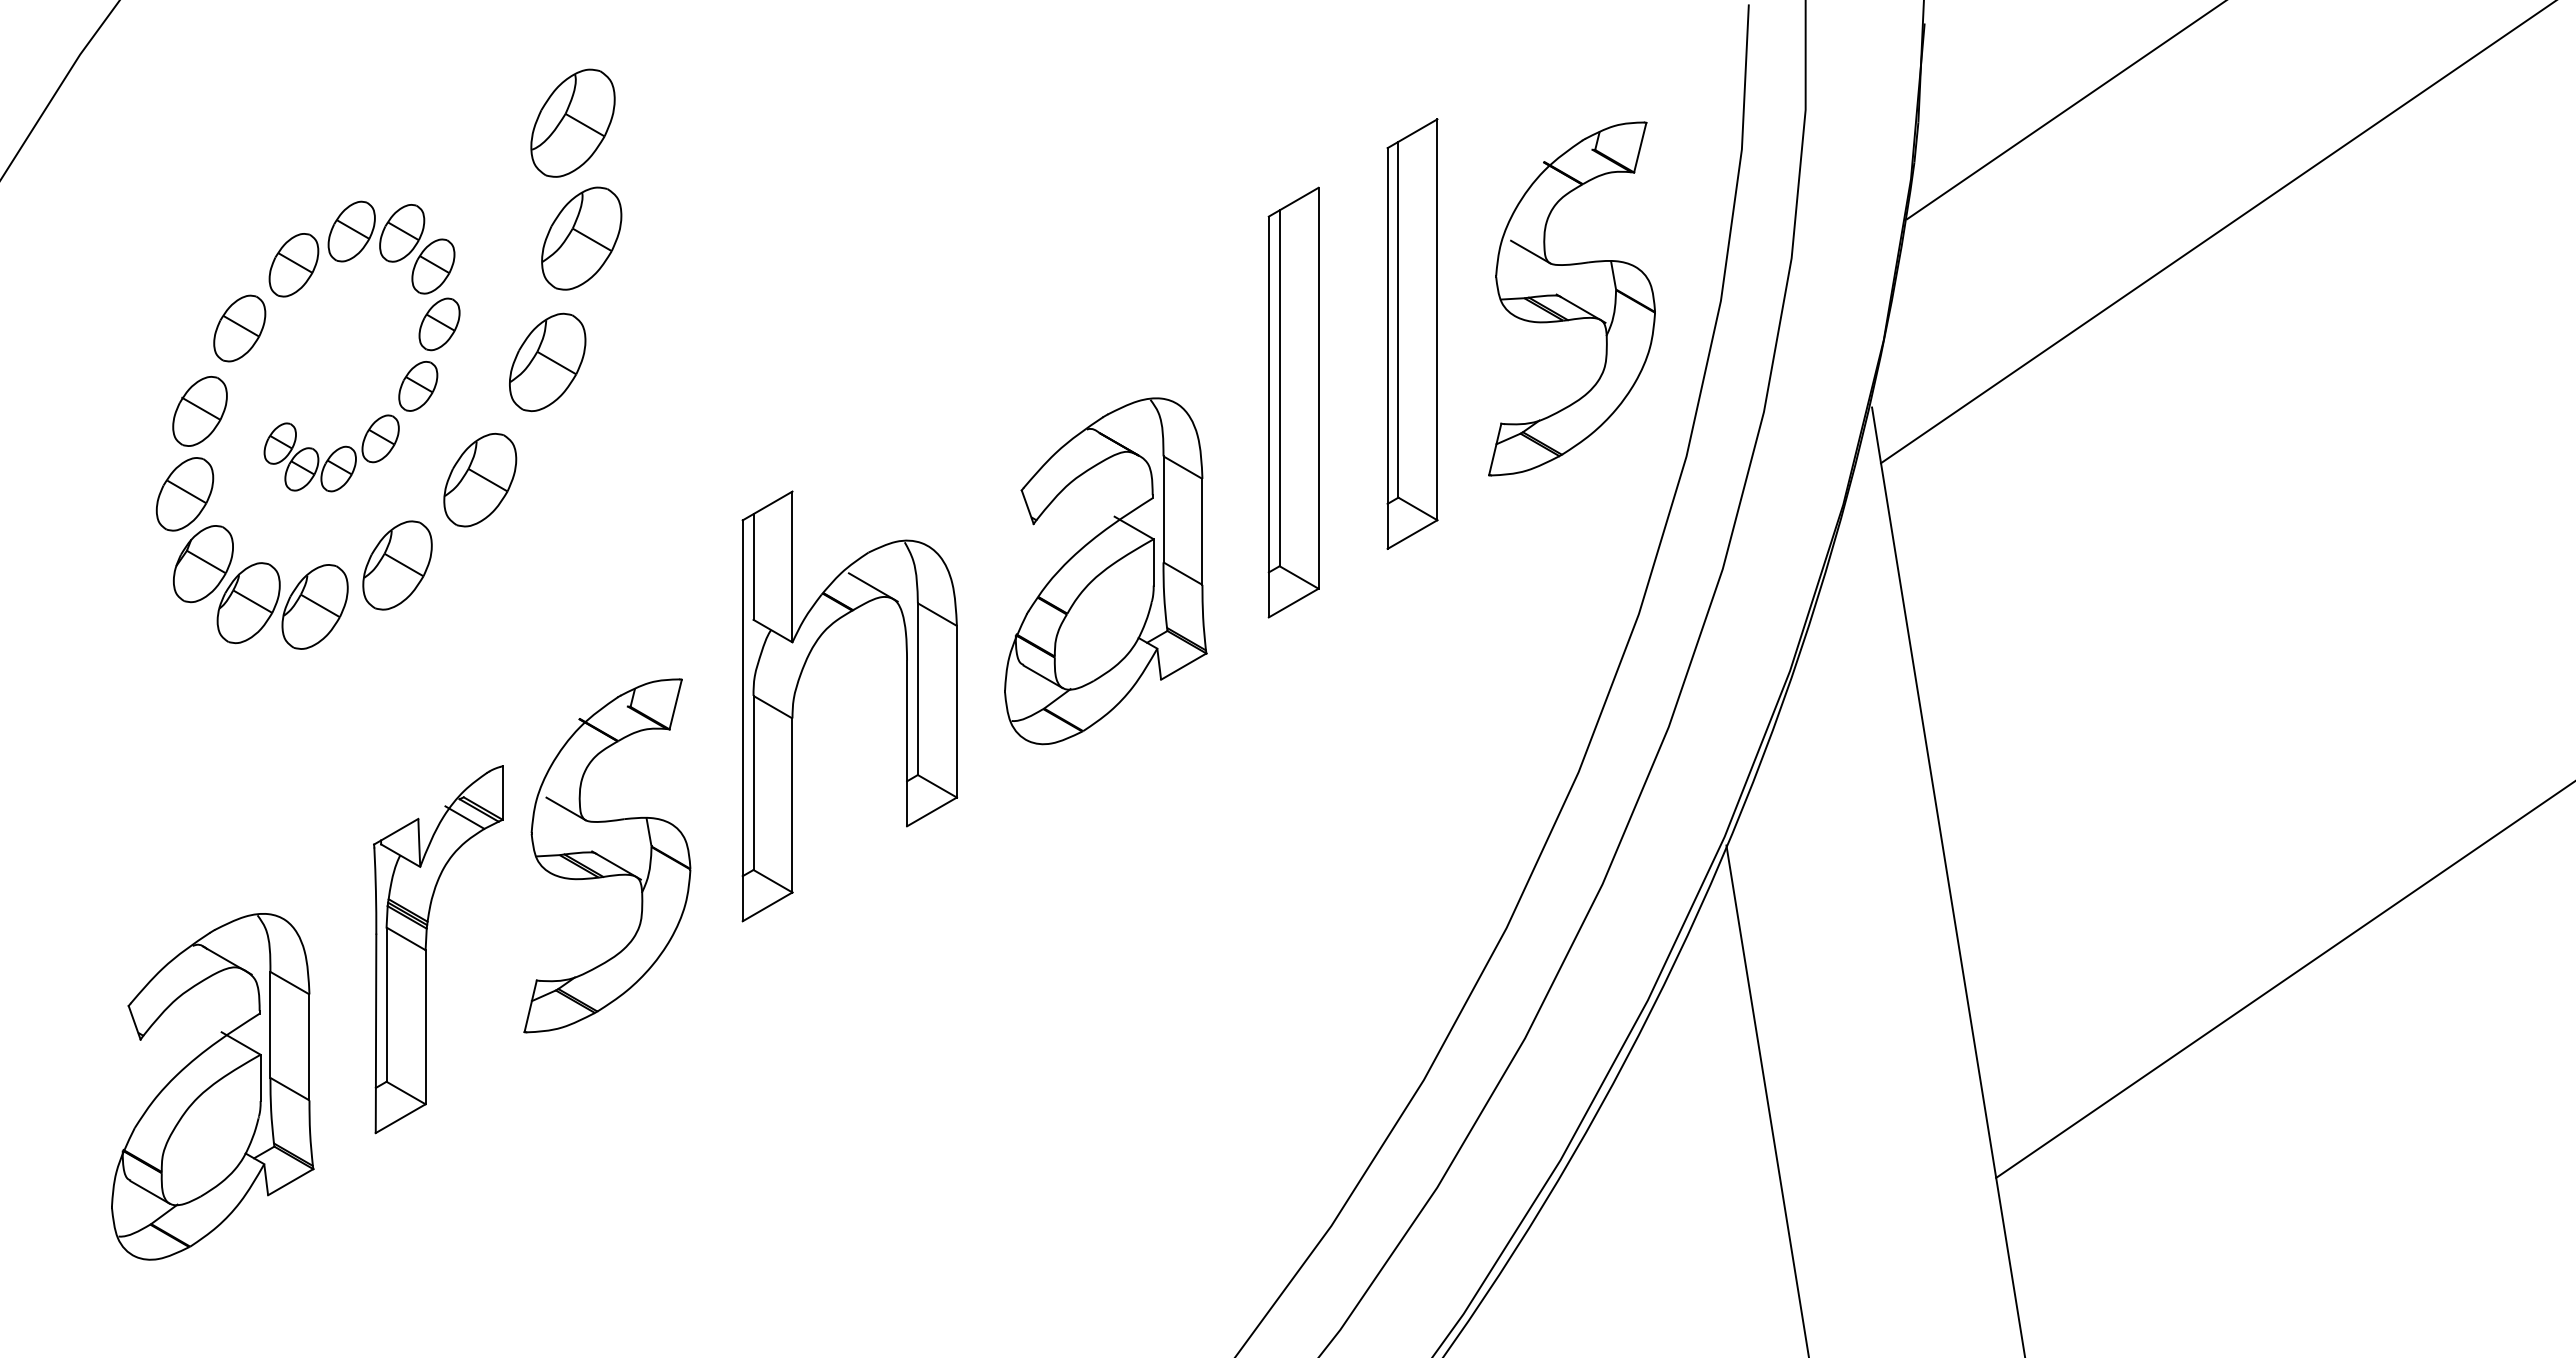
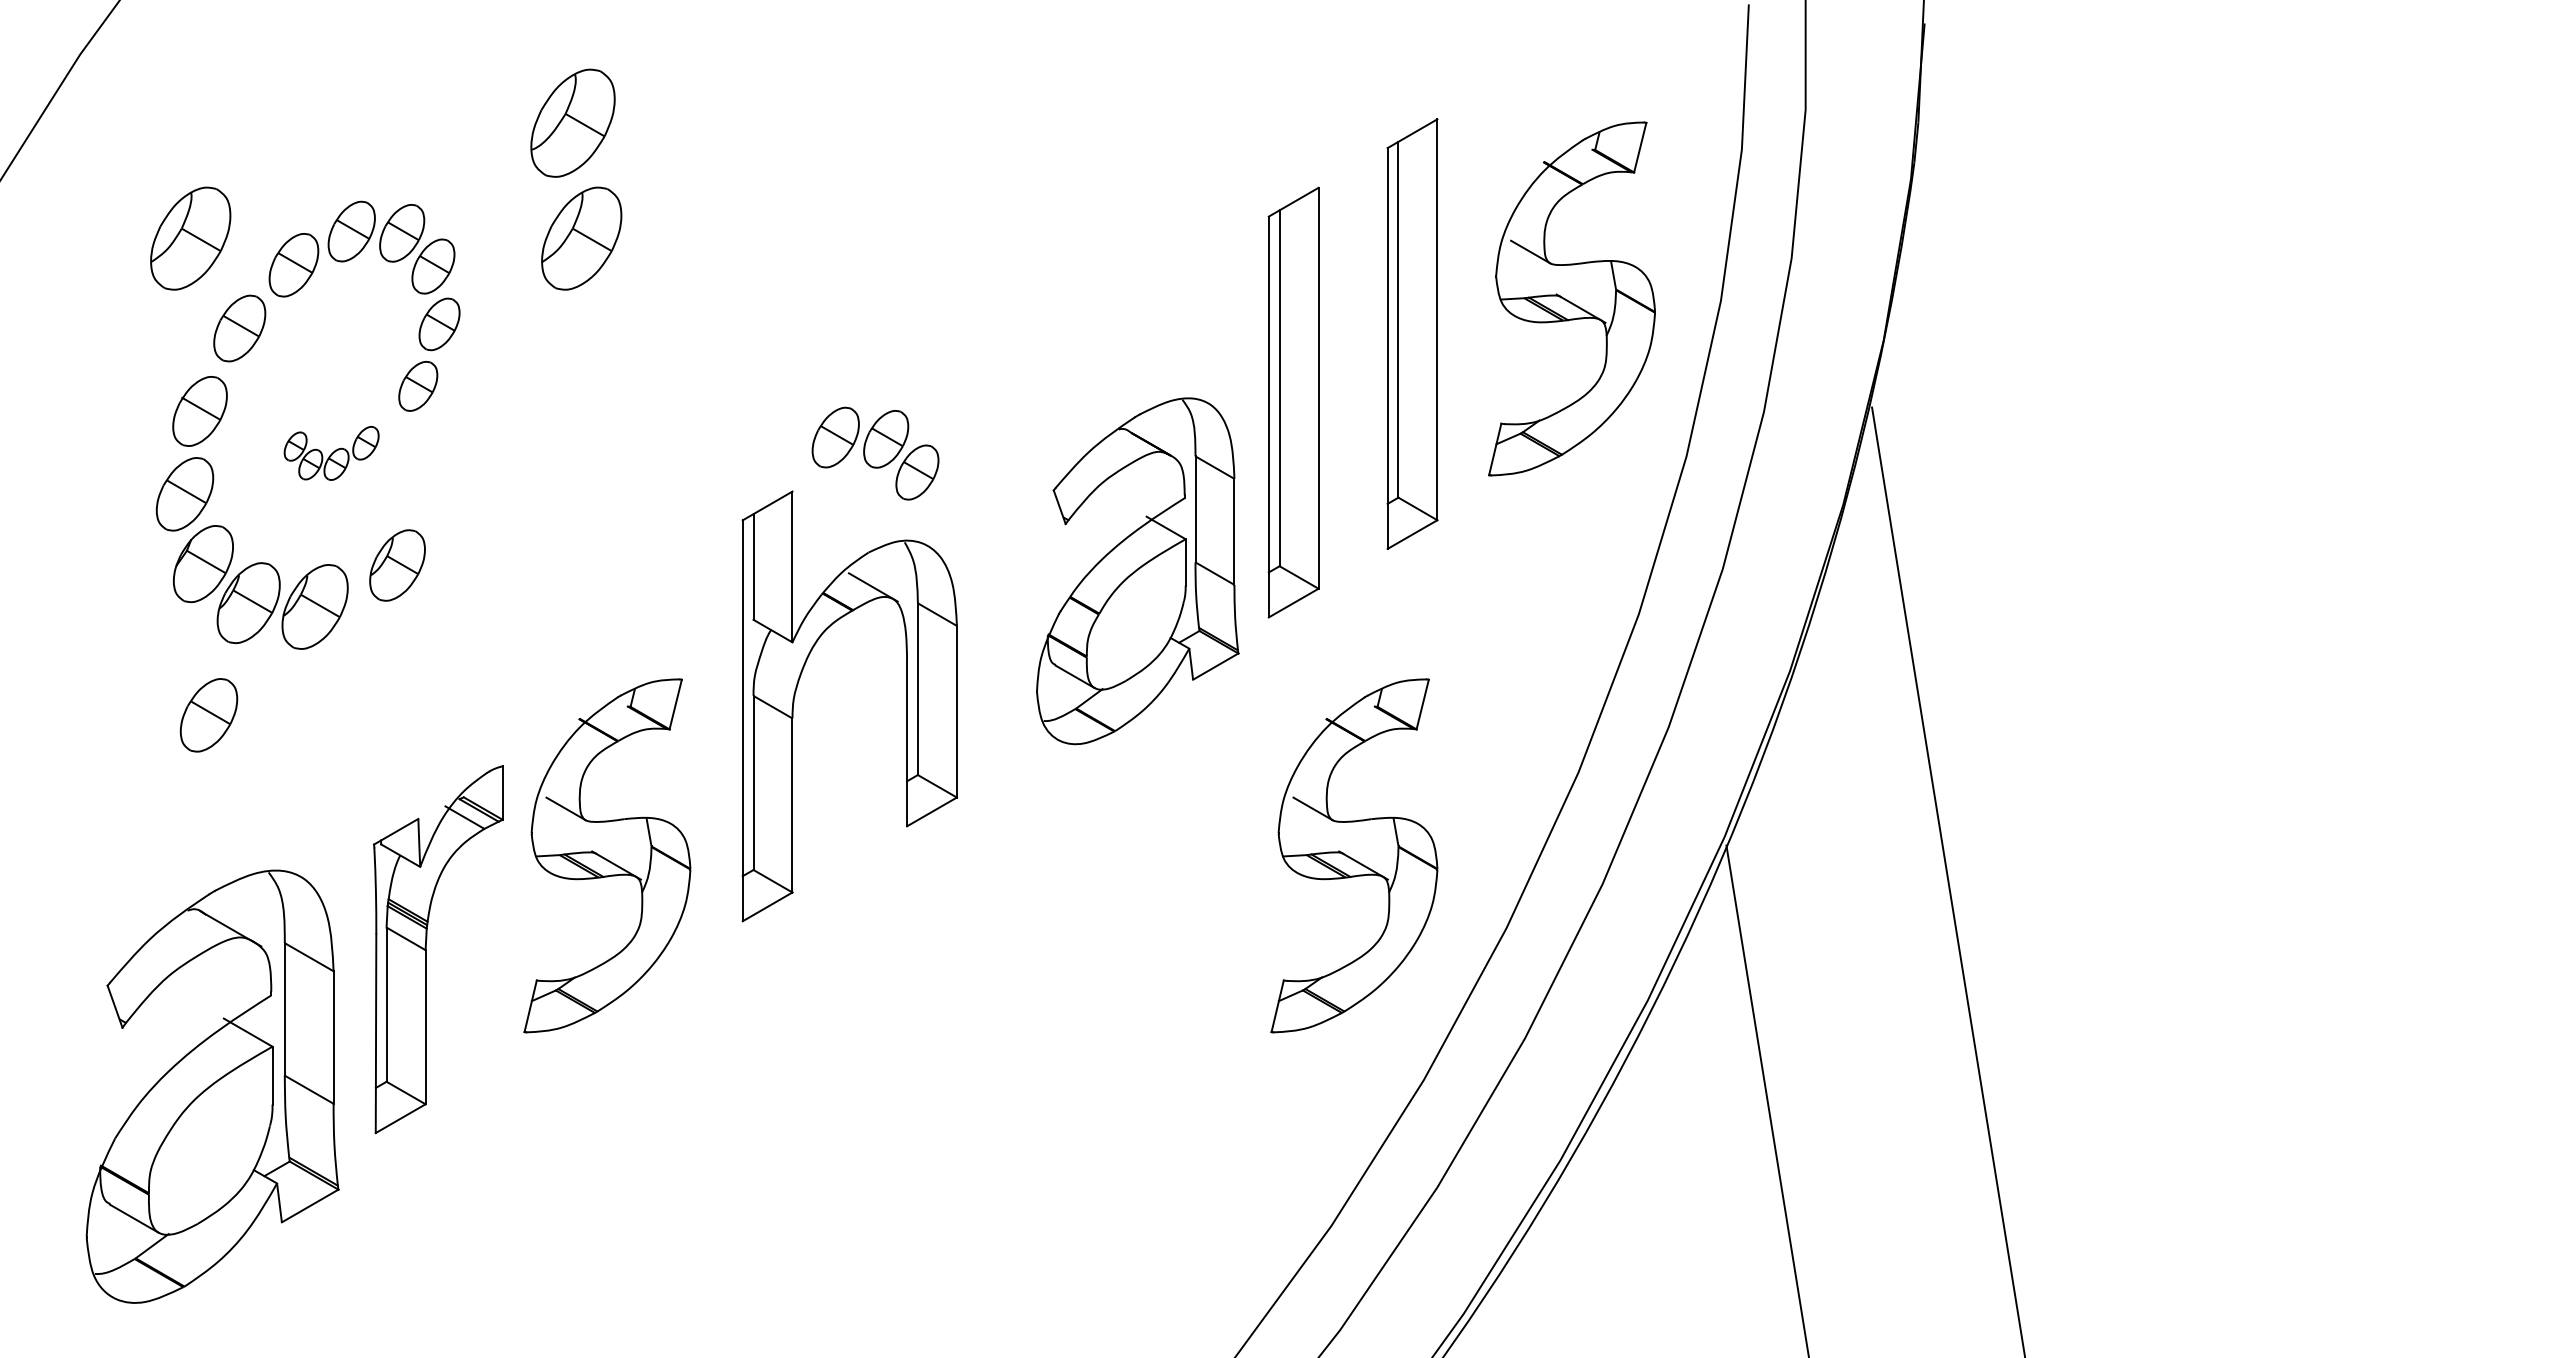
line: present -> none (2065, 110)
line: present -> none (2216, 232)
part: none -> present (190, 238)
part: present -> none (547, 362)
part size: 137x79 px -> 97x55 px (331, 453)
part: none -> present (875, 453)
part: present -> none (480, 479)
part size: 71x91 px -> 57x73 px (397, 565)
part position: (1105, 571) -> (1137, 571) (1137, 571)
part: none -> present (208, 715)
part: none -> present (1354, 855)
line: present -> none (2284, 979)
part size: 204x348 px -> 255x435 px (212, 1086)
